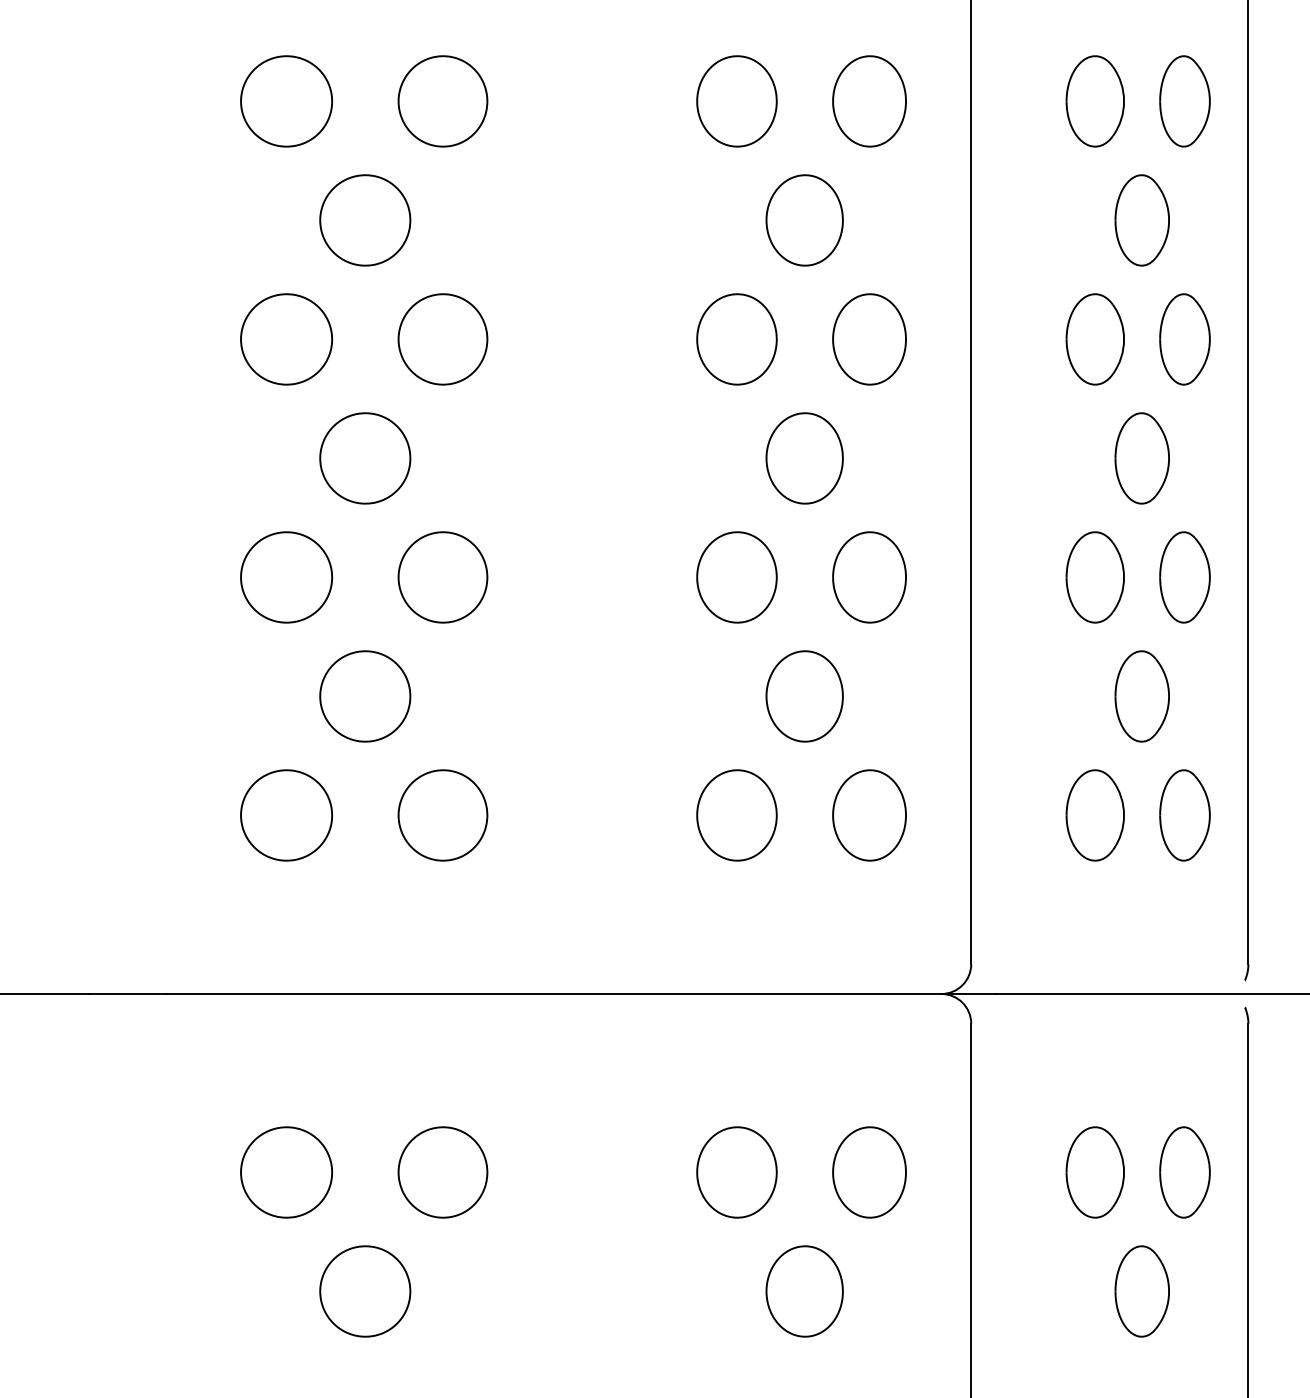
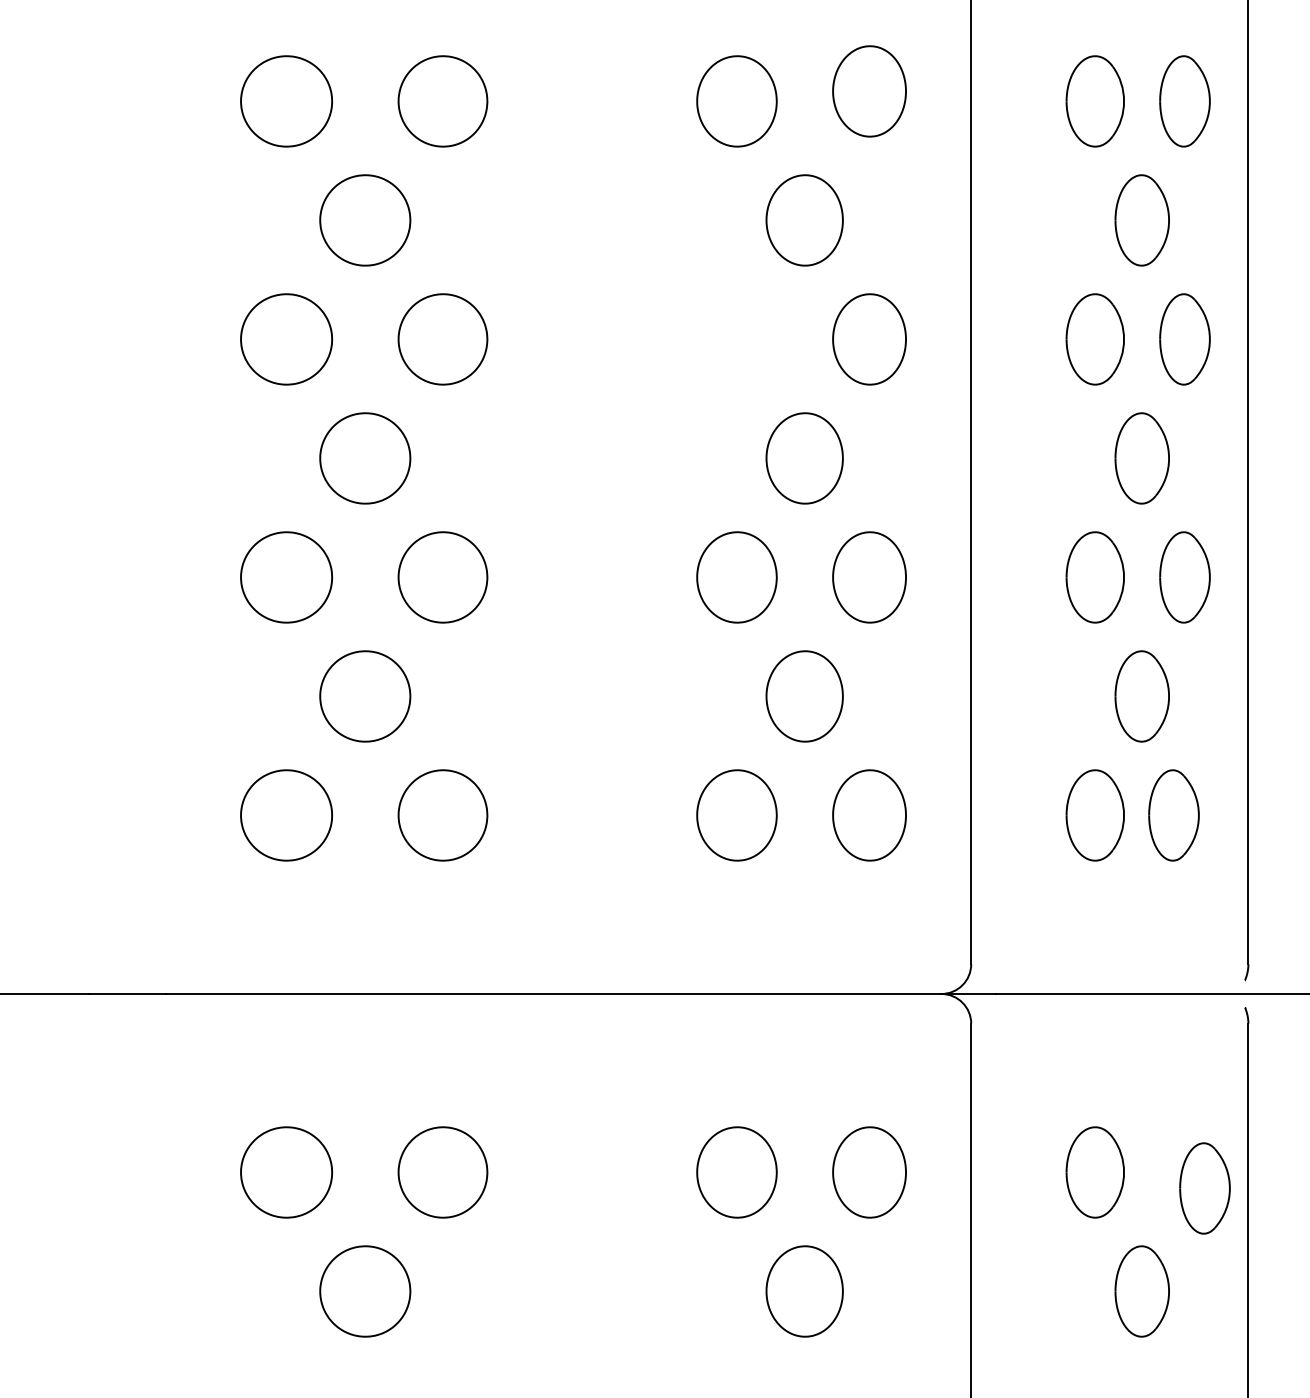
part position: (869, 101) -> (869, 91) (869, 91)
part: present -> none (736, 339)
part position: (1184, 815) -> (1173, 815) (1173, 815)
part position: (1184, 1172) -> (1204, 1188) (1204, 1188)
